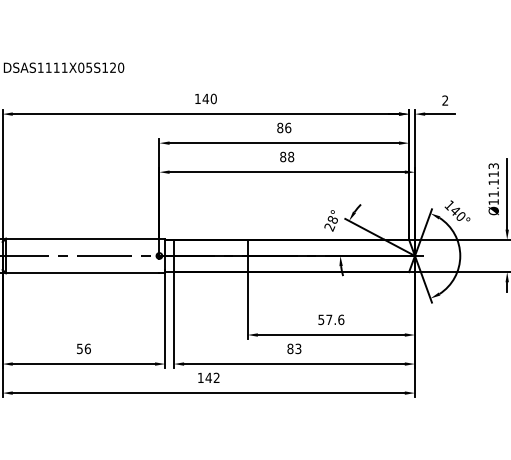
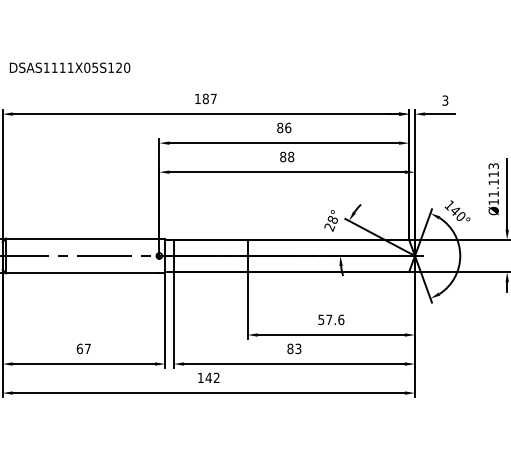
text position: (63, 67) -> (69, 67) (69, 67)
text: 140 -> 187 (209, 98)
text: 2 -> 3 (445, 100)
text: 56 -> 67 (83, 348)
